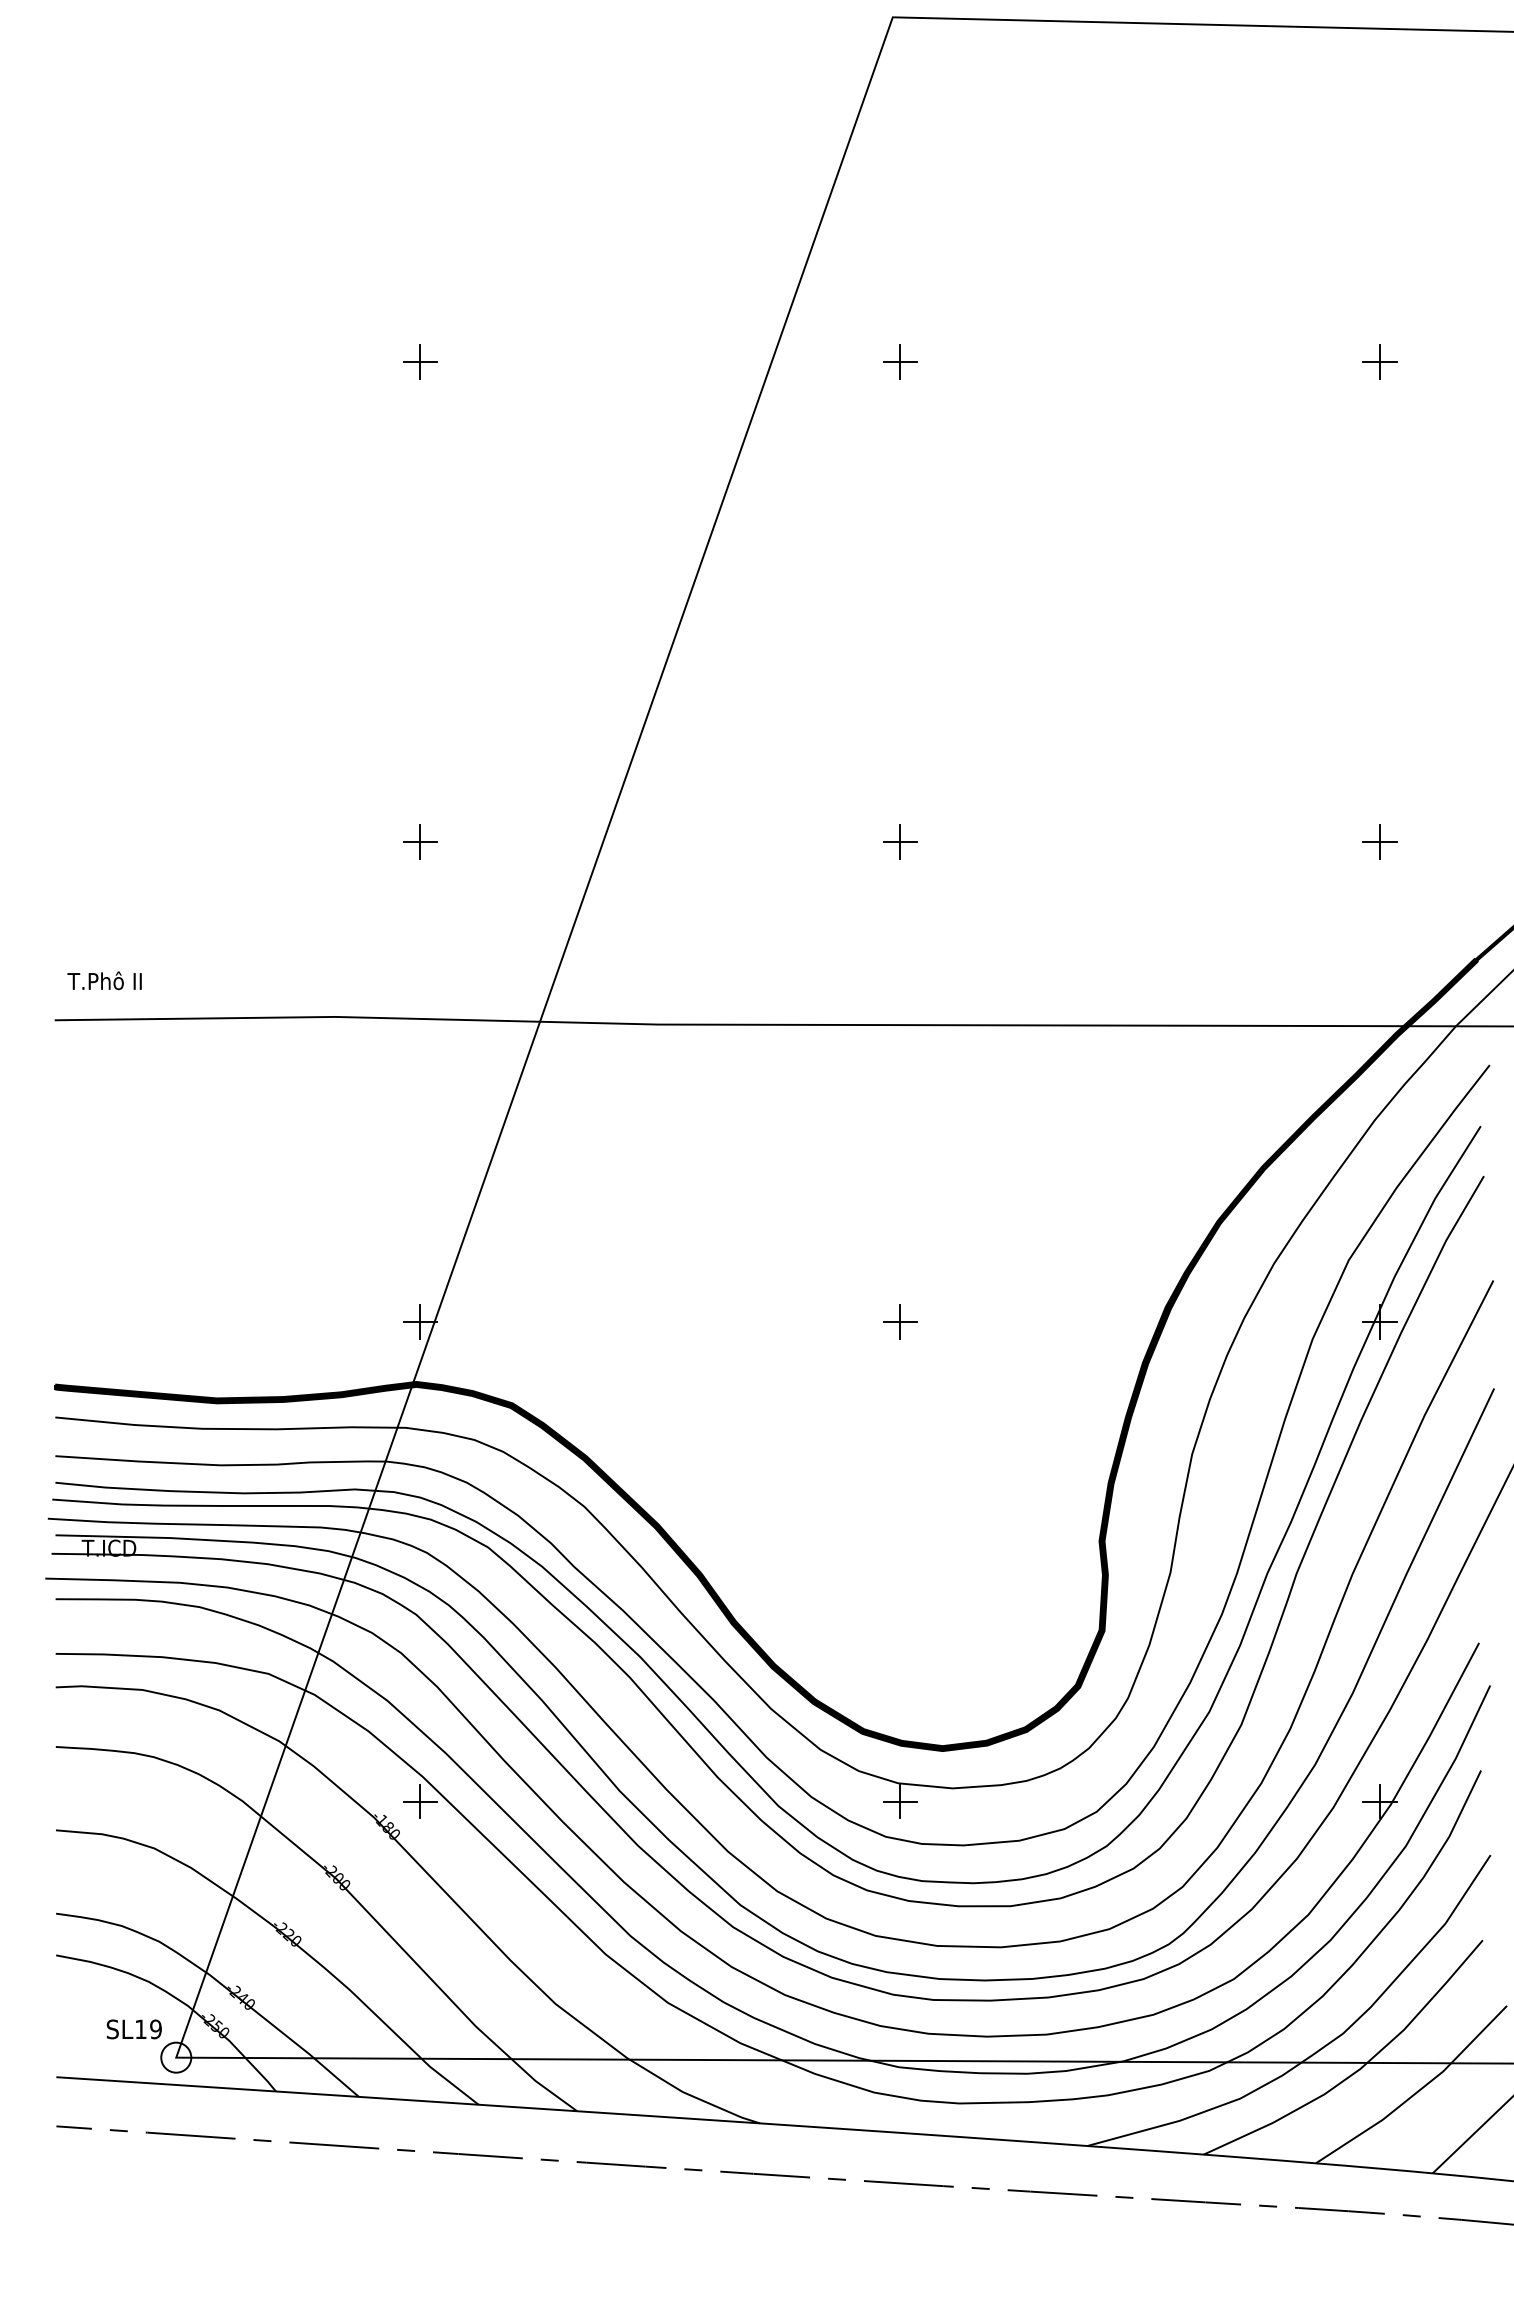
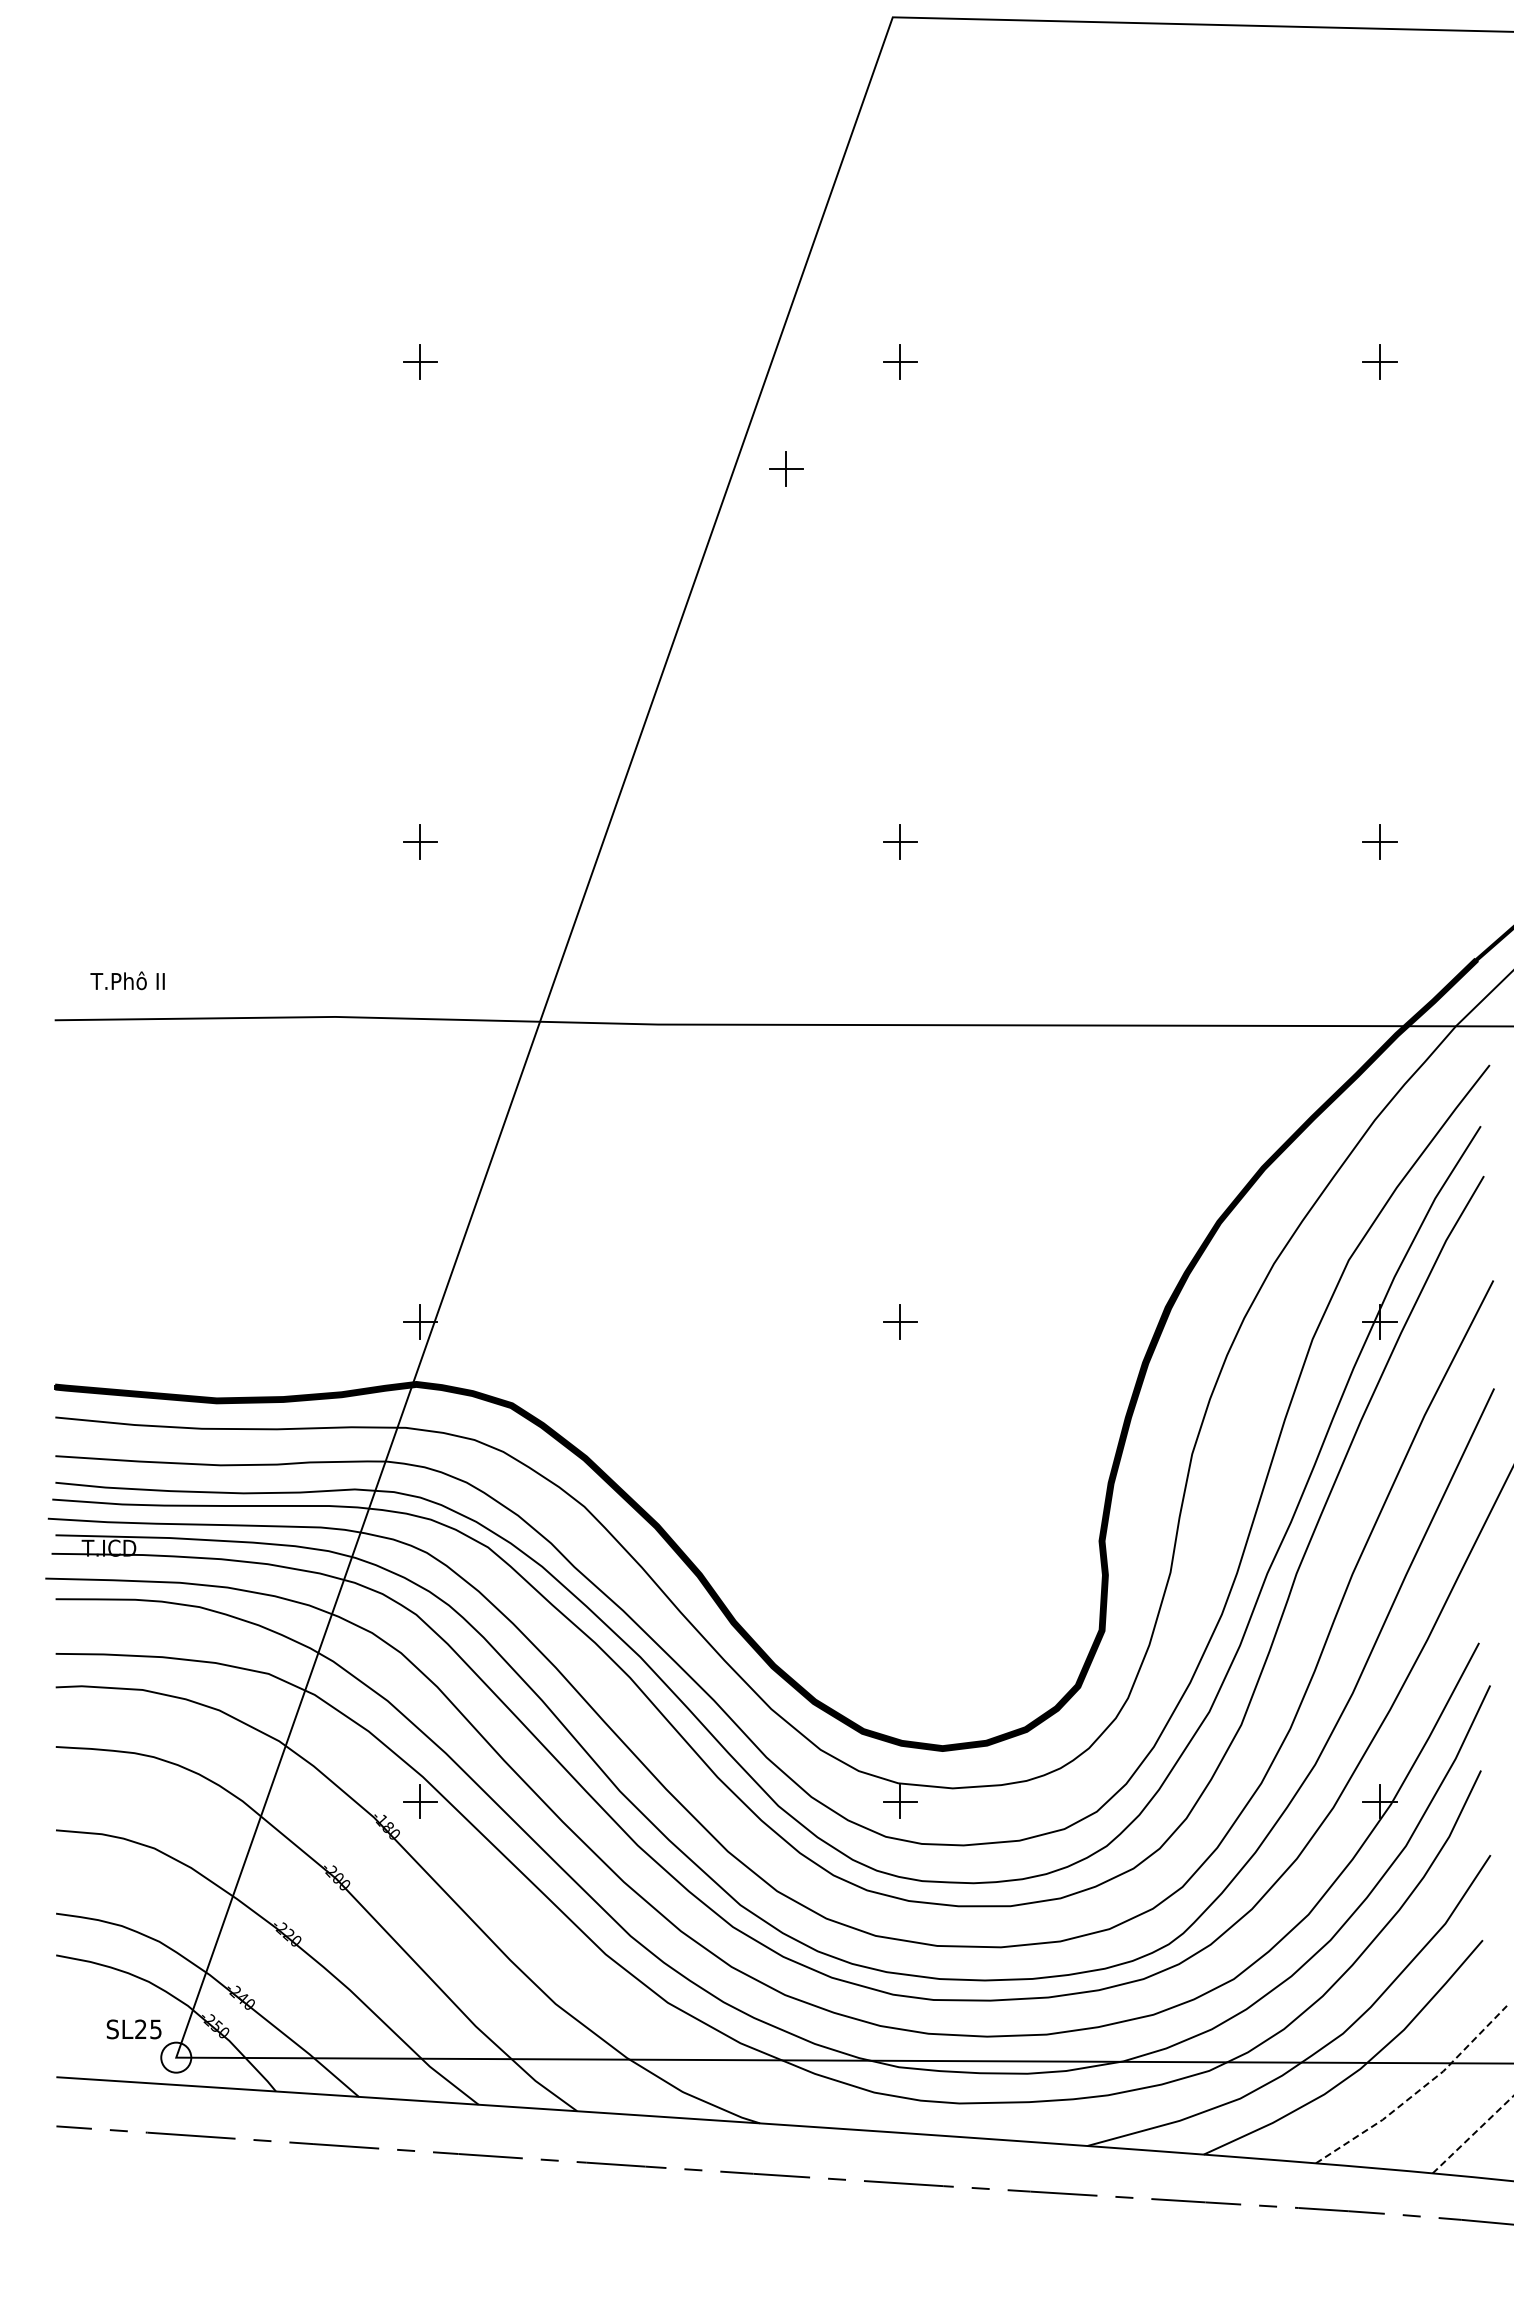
part: none -> present (786, 468)
text position: (104, 980) -> (127, 980) (127, 980)
text: SL19 -> SL25 (148, 2029)
line: solid -> dashed (1417, 2091)
line: solid -> dashed (1473, 2134)
